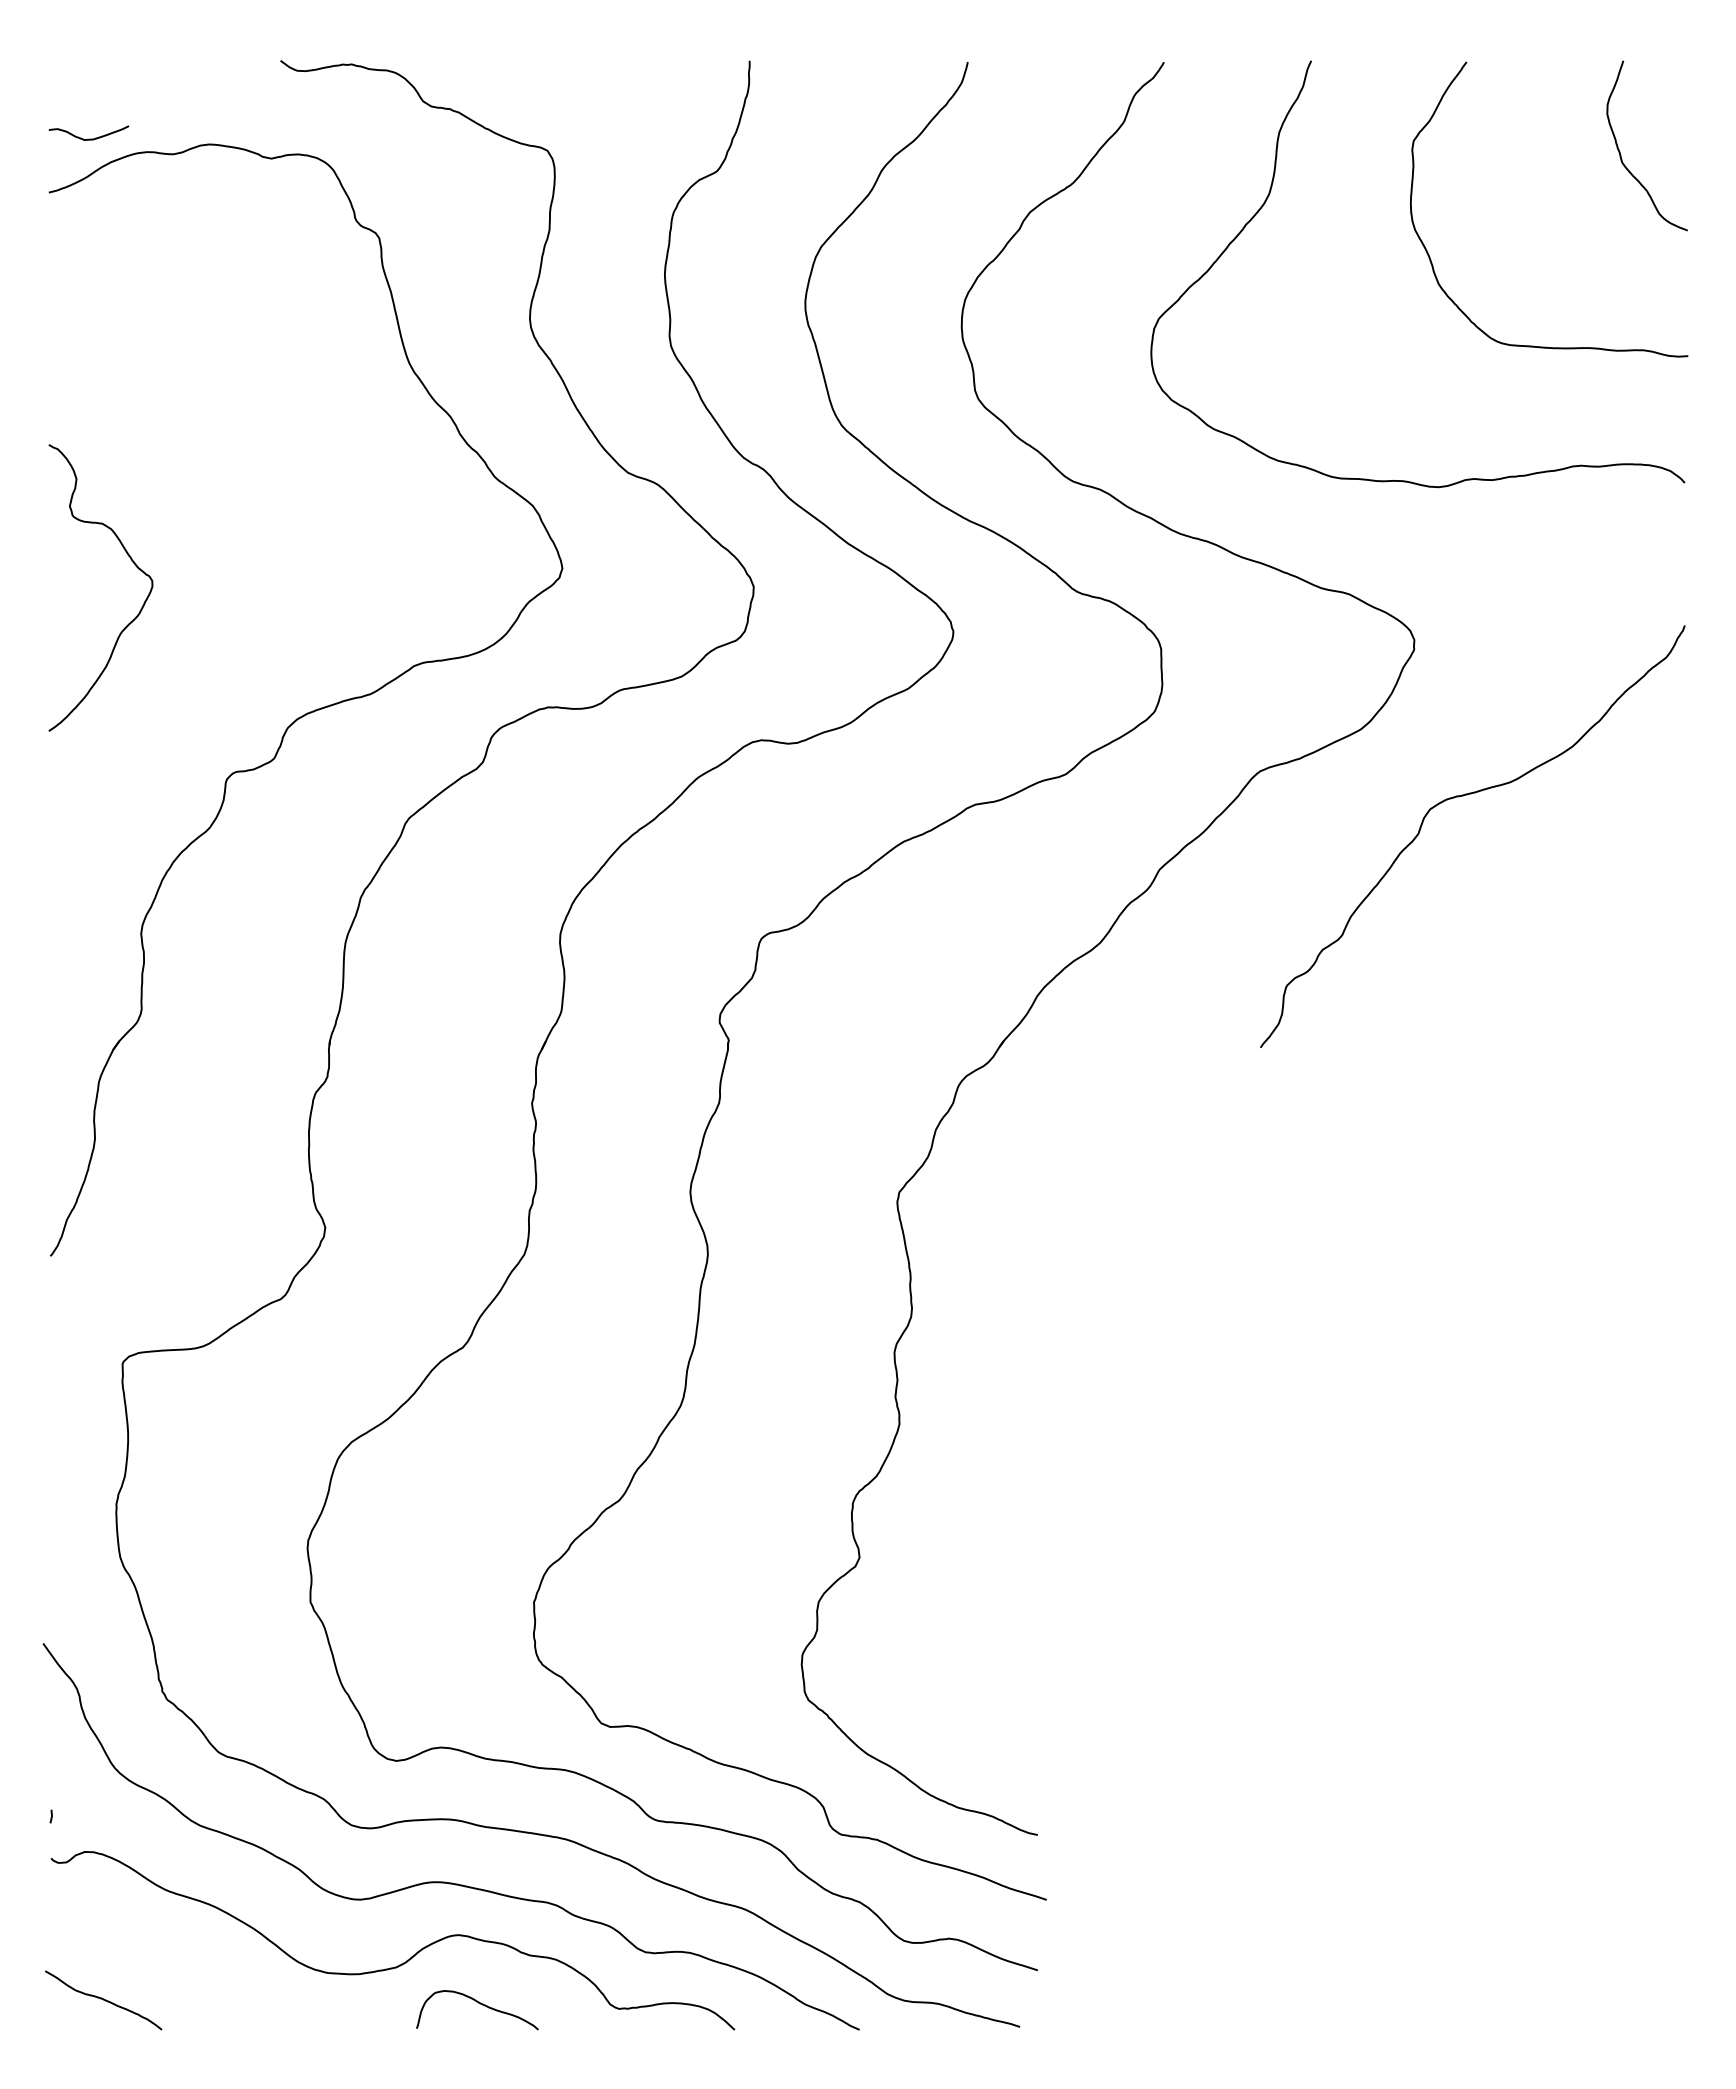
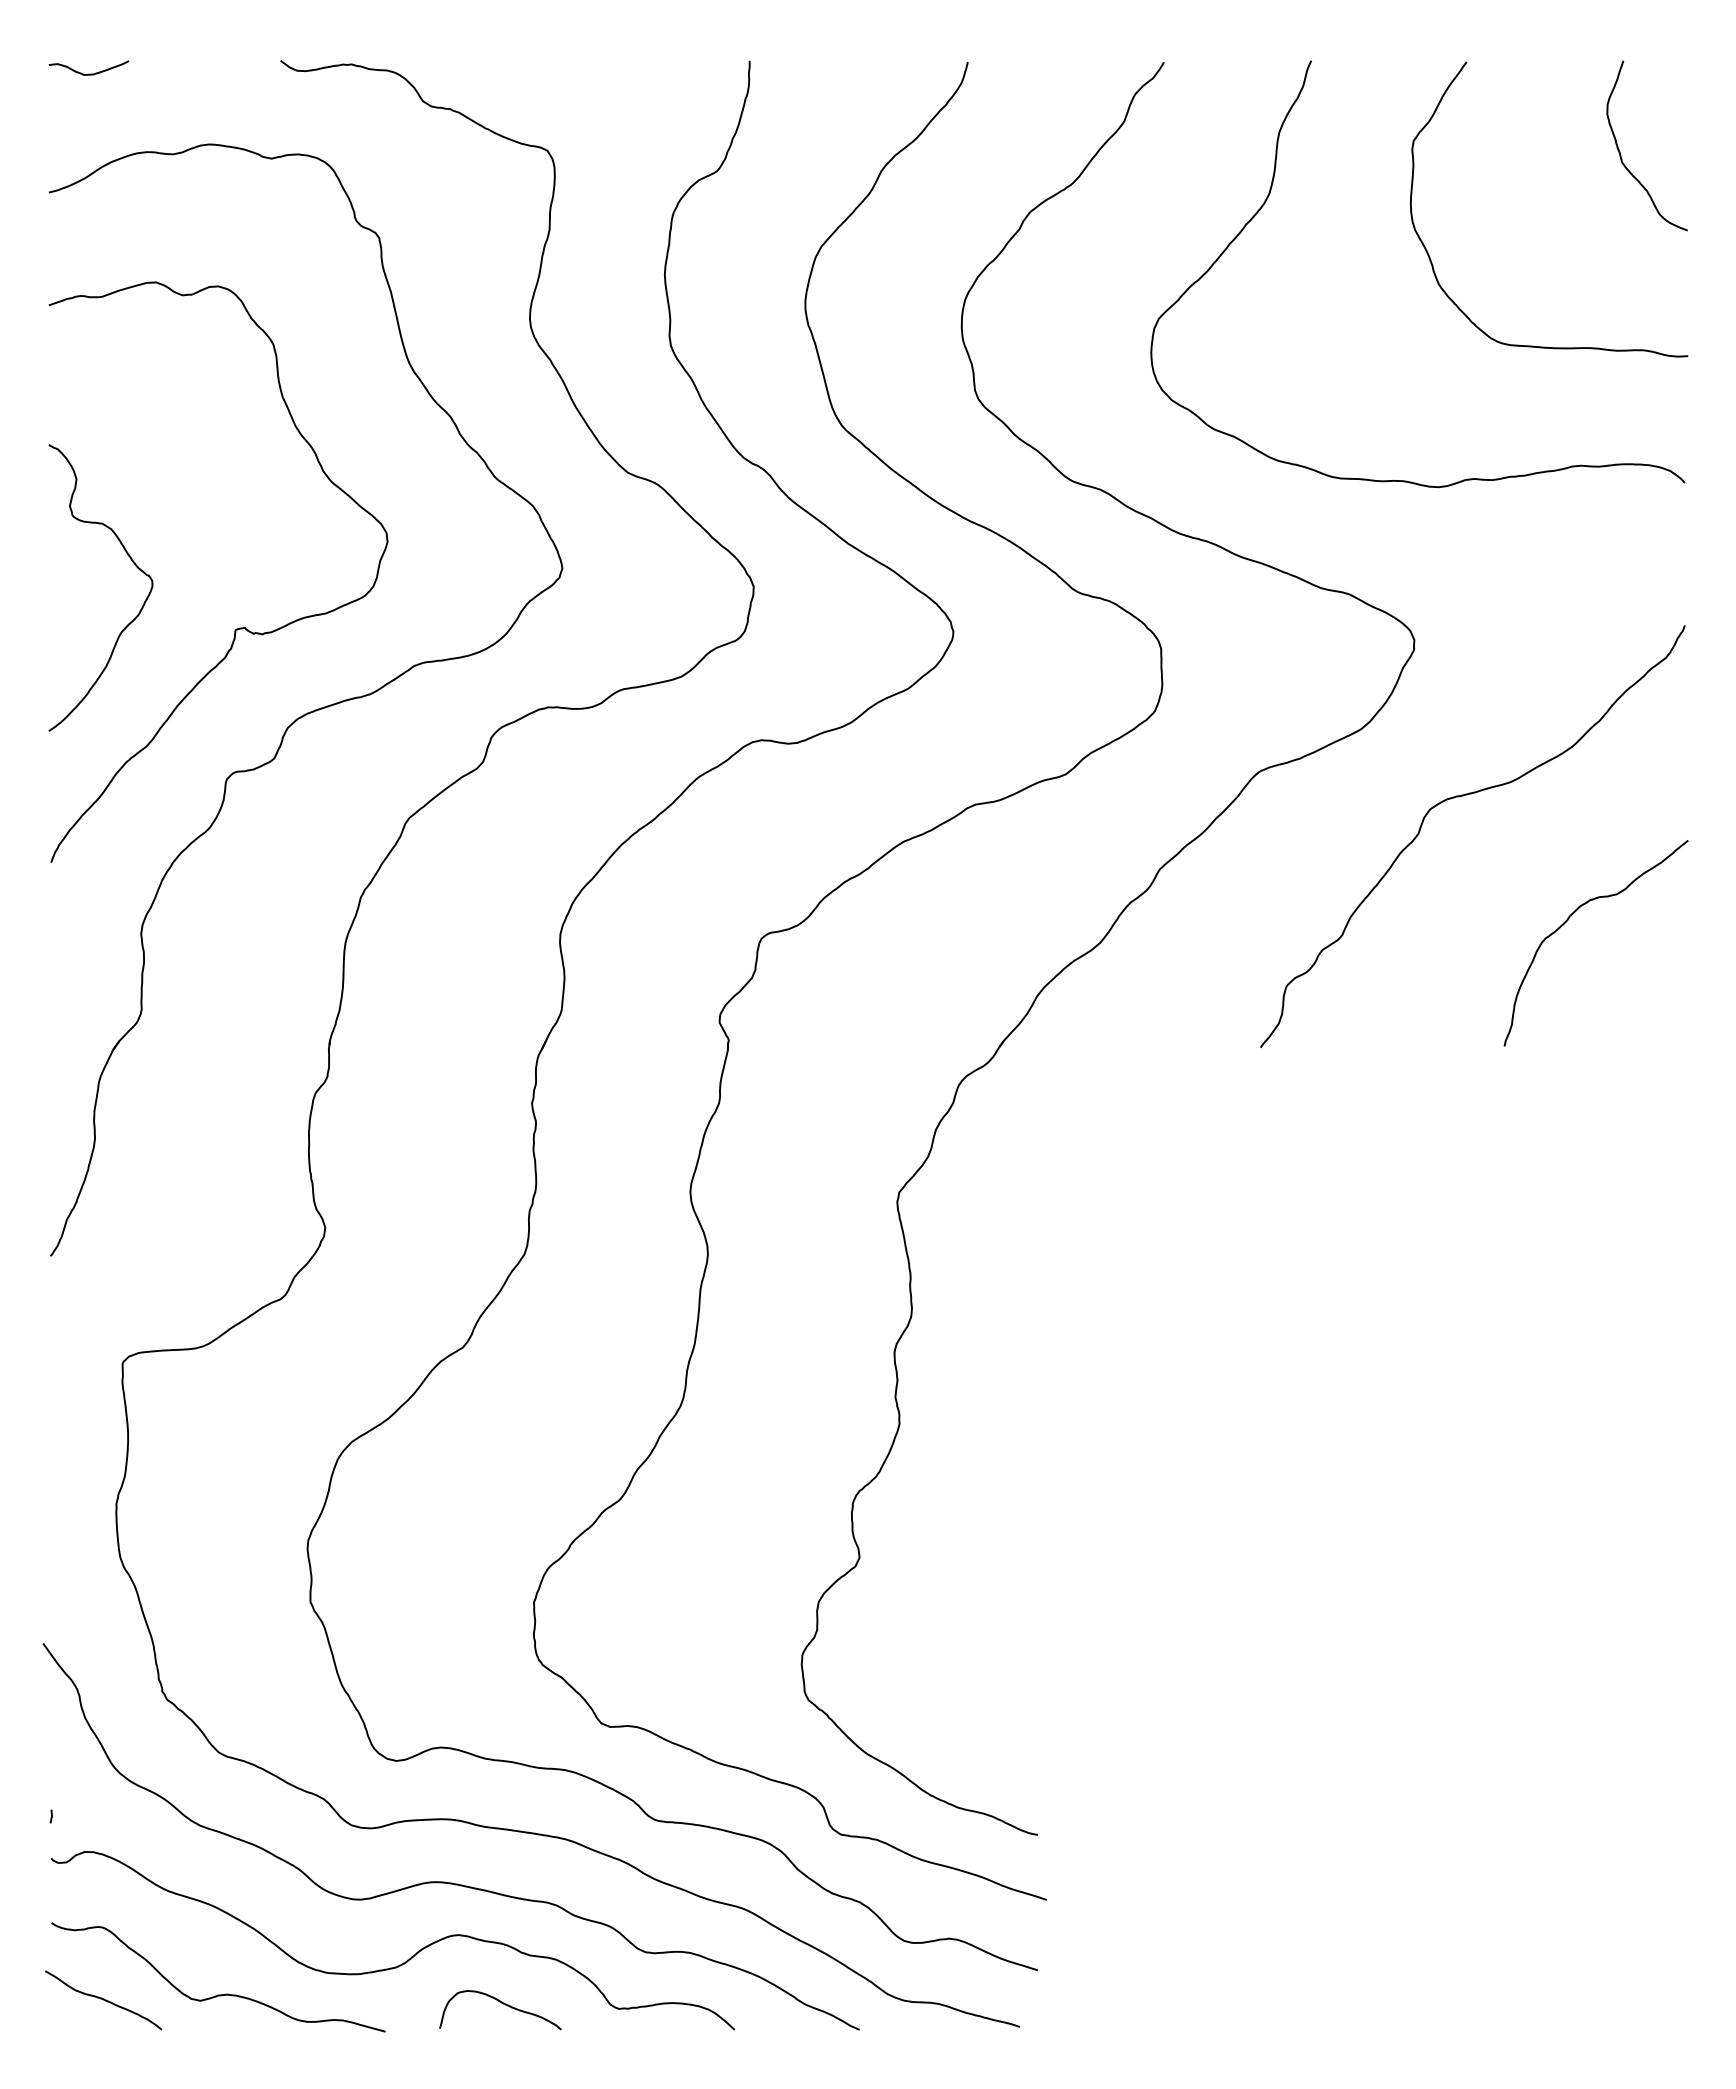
curve position: (88, 138) -> (88, 73) (88, 73)
curve: none -> present (236, 628)
curve: none -> present (1568, 920)
curve: none -> present (218, 1994)
curve position: (480, 2004) -> (503, 2004) (503, 2004)
